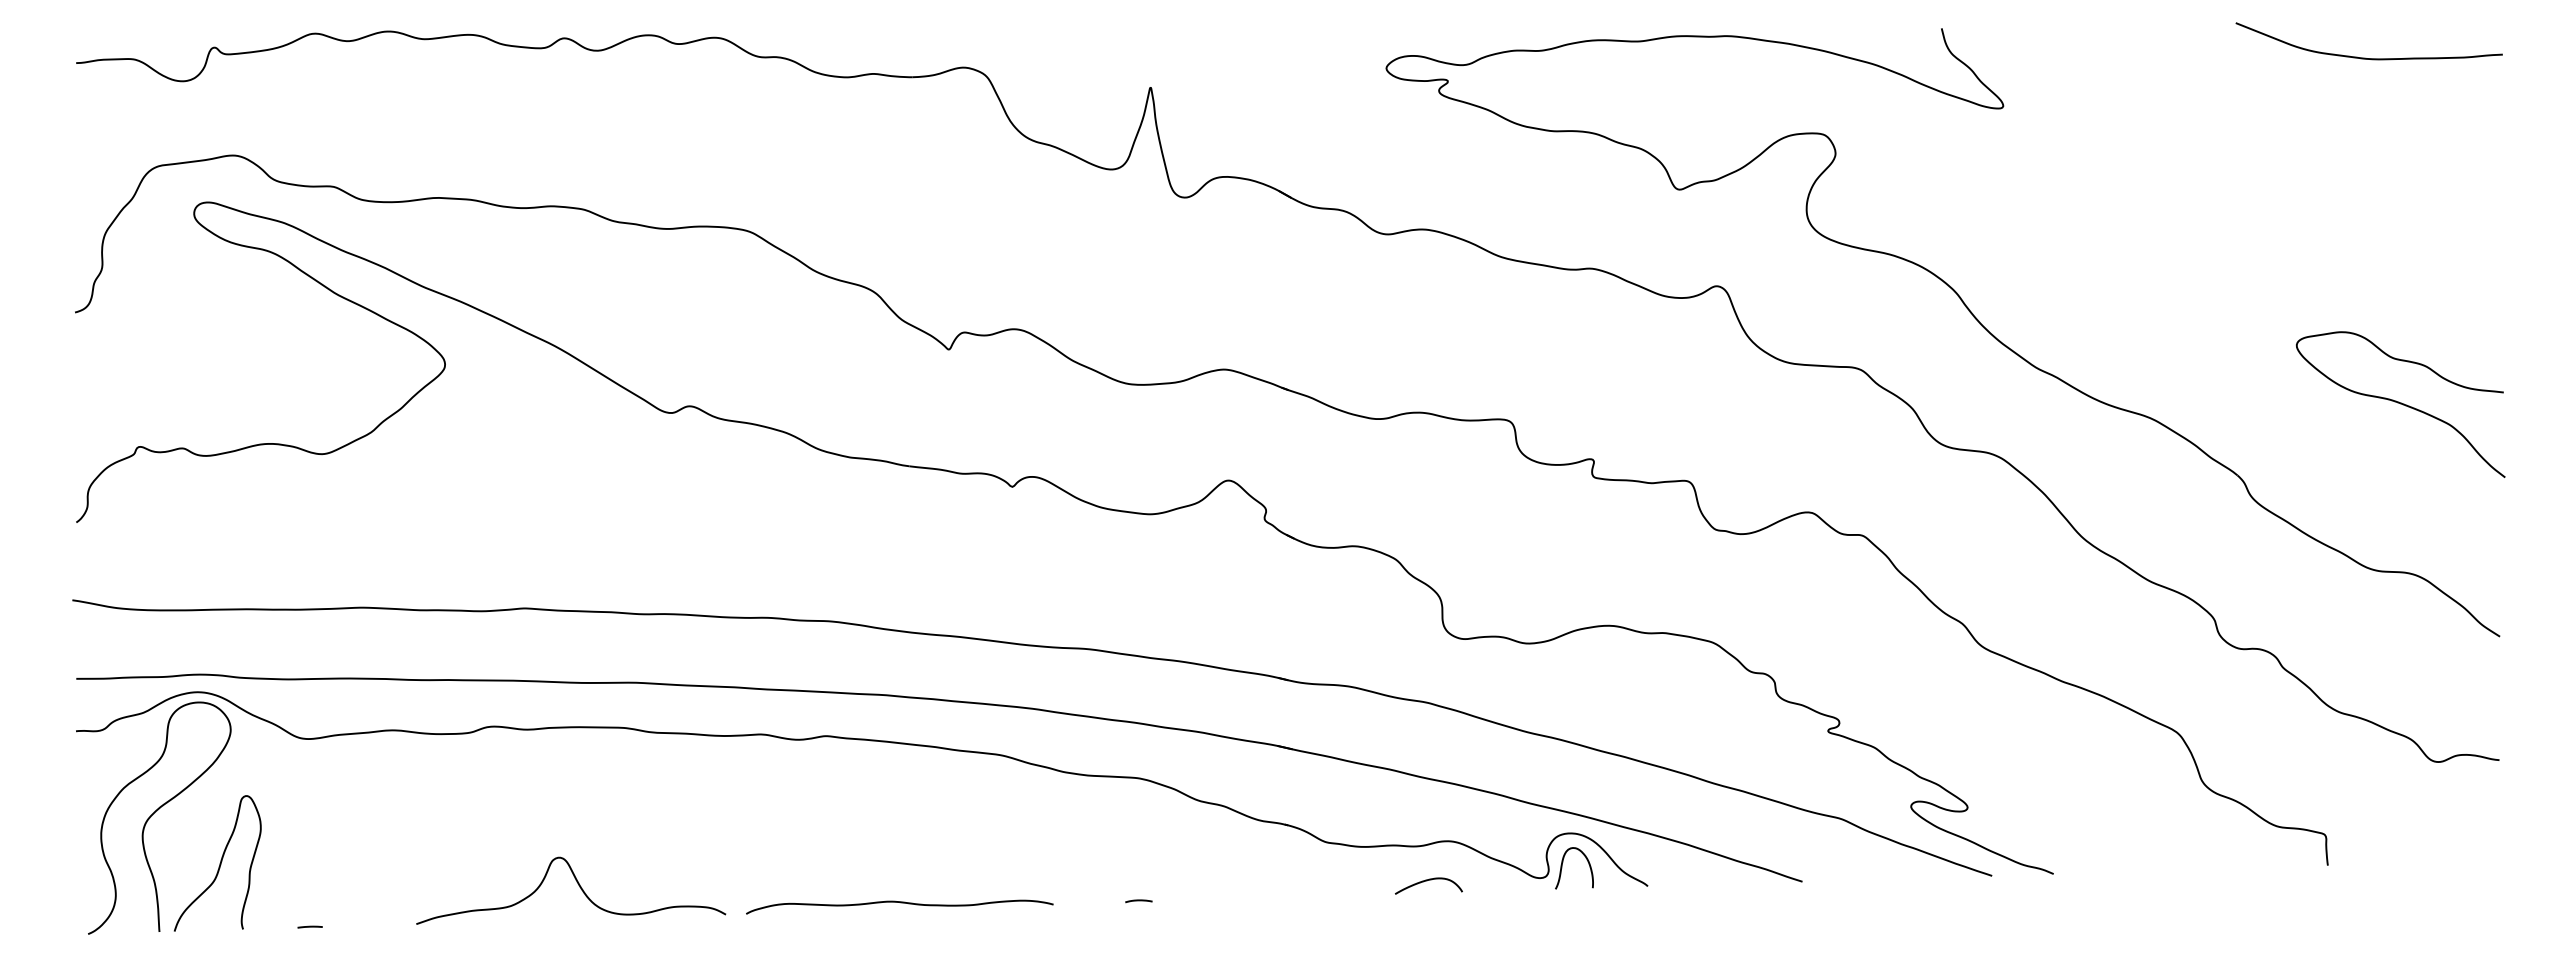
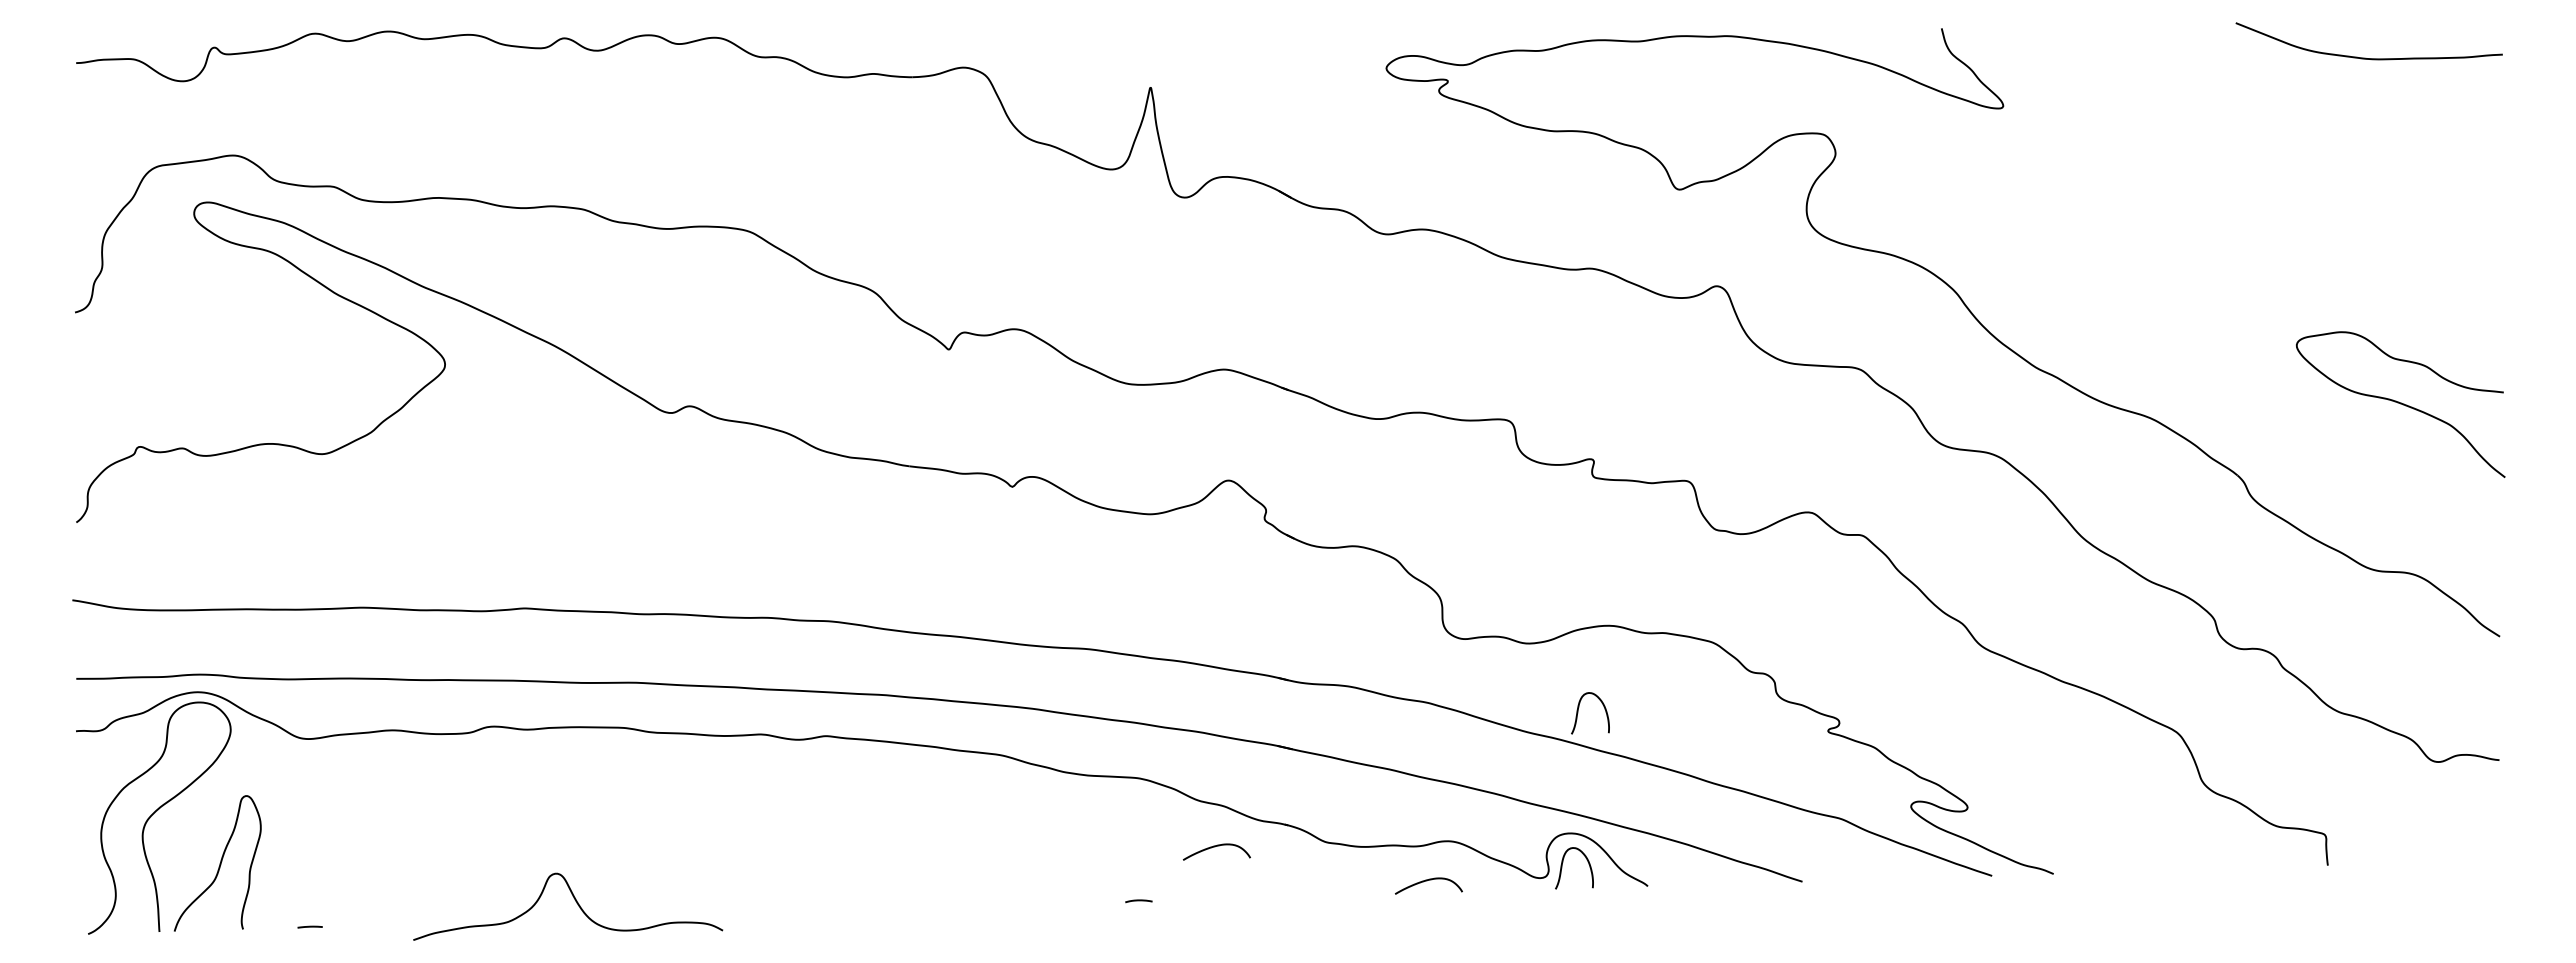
curve: none -> present (1578, 713)
curve: none -> present (1215, 847)
curve position: (579, 887) -> (576, 903) (576, 903)
curve: present -> none (900, 903)
